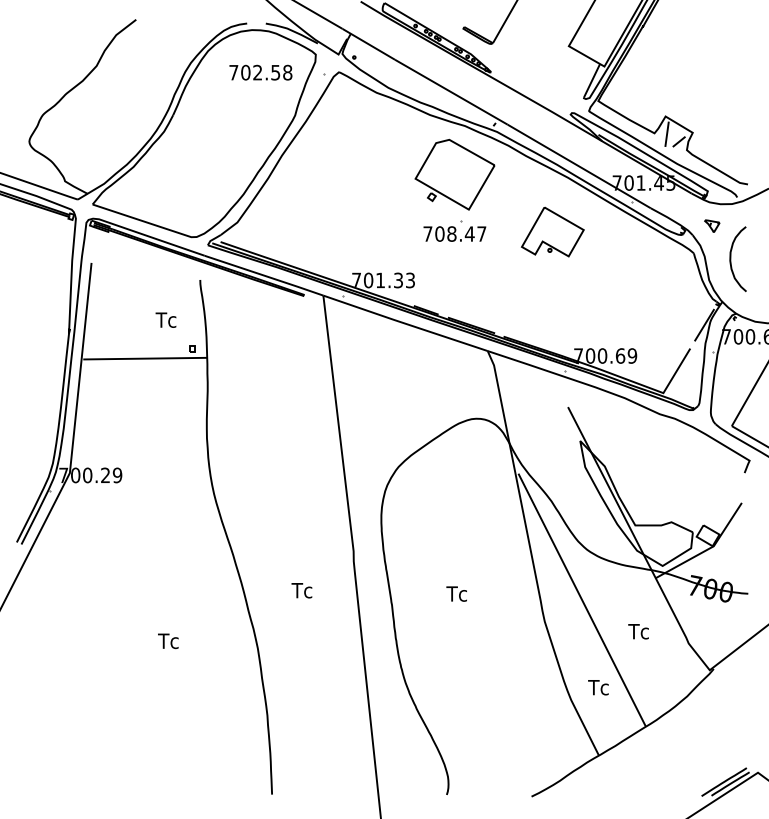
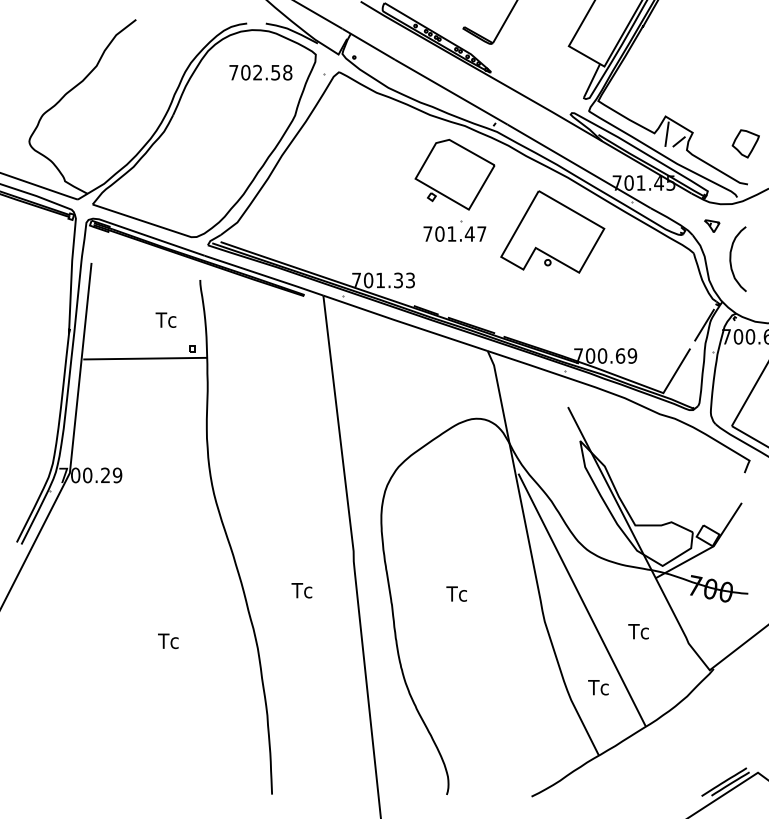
part: none -> present (745, 143)
part size: 64x52 px -> 106x84 px (552, 231)
text: 708.47 -> 701.47 (451, 233)
